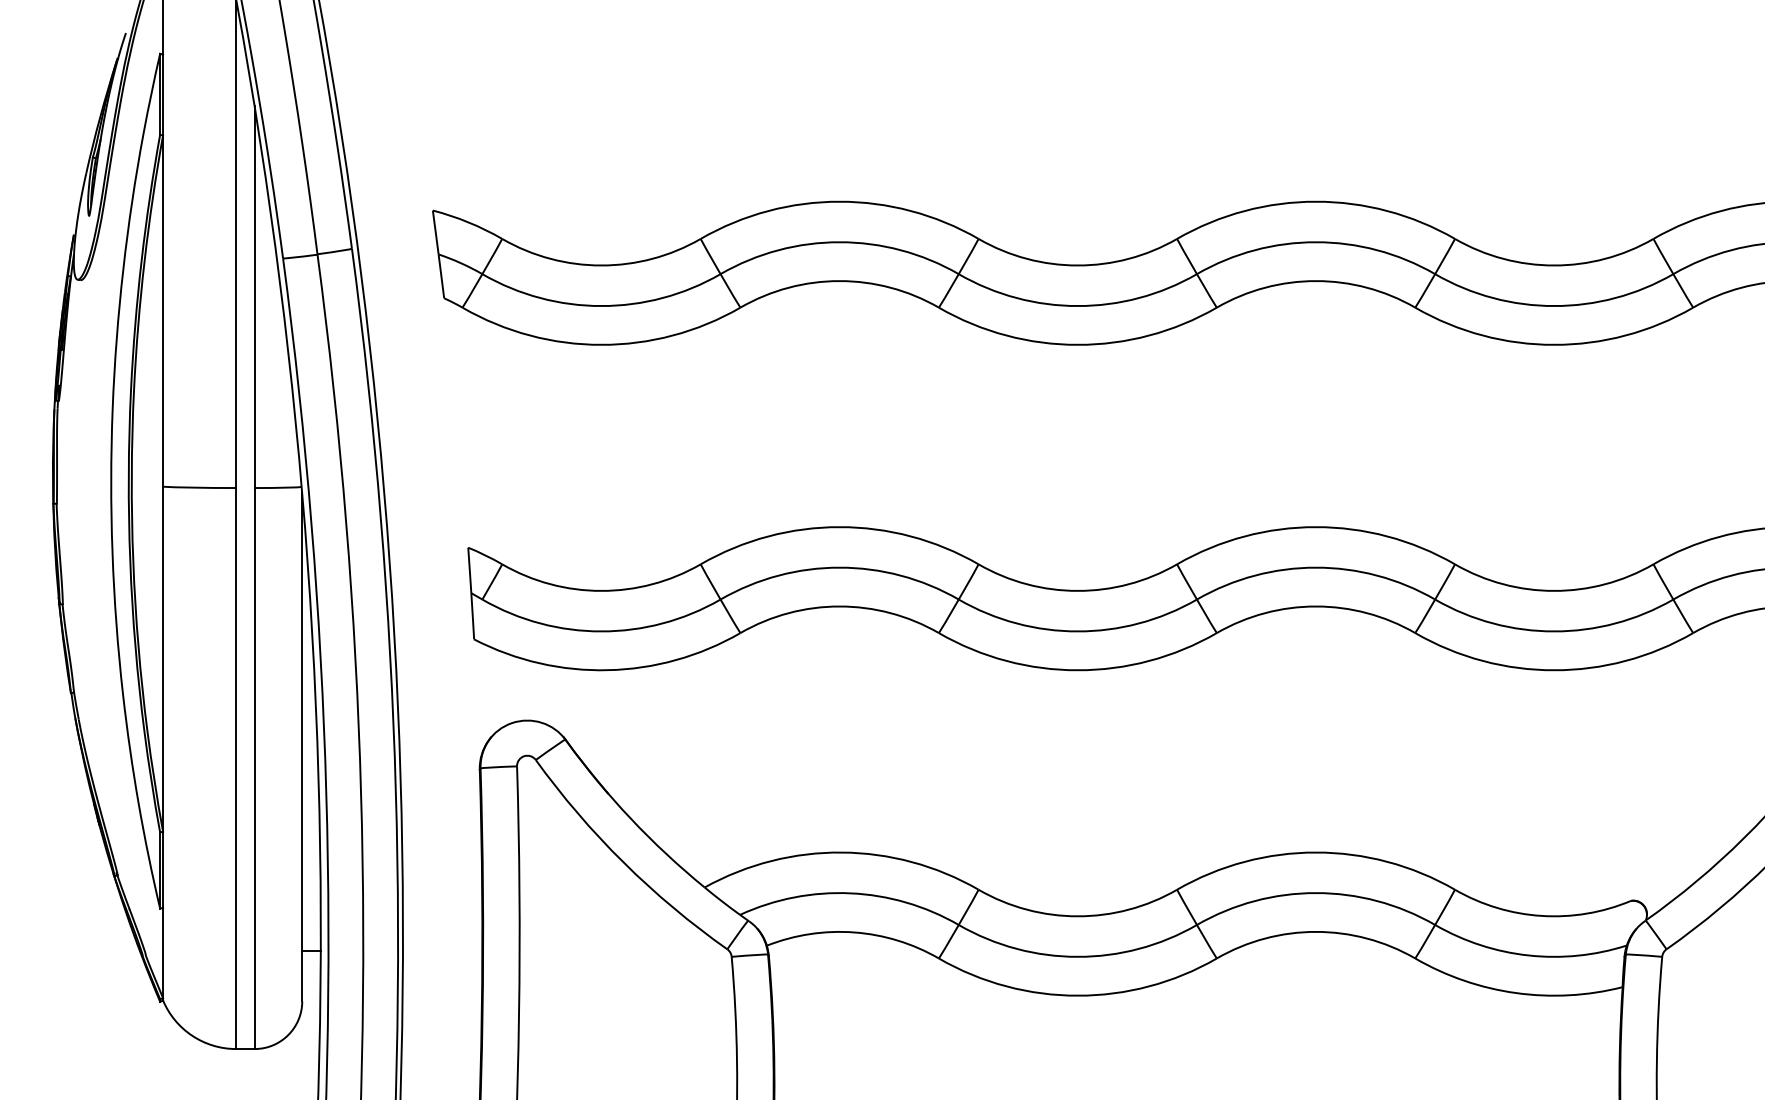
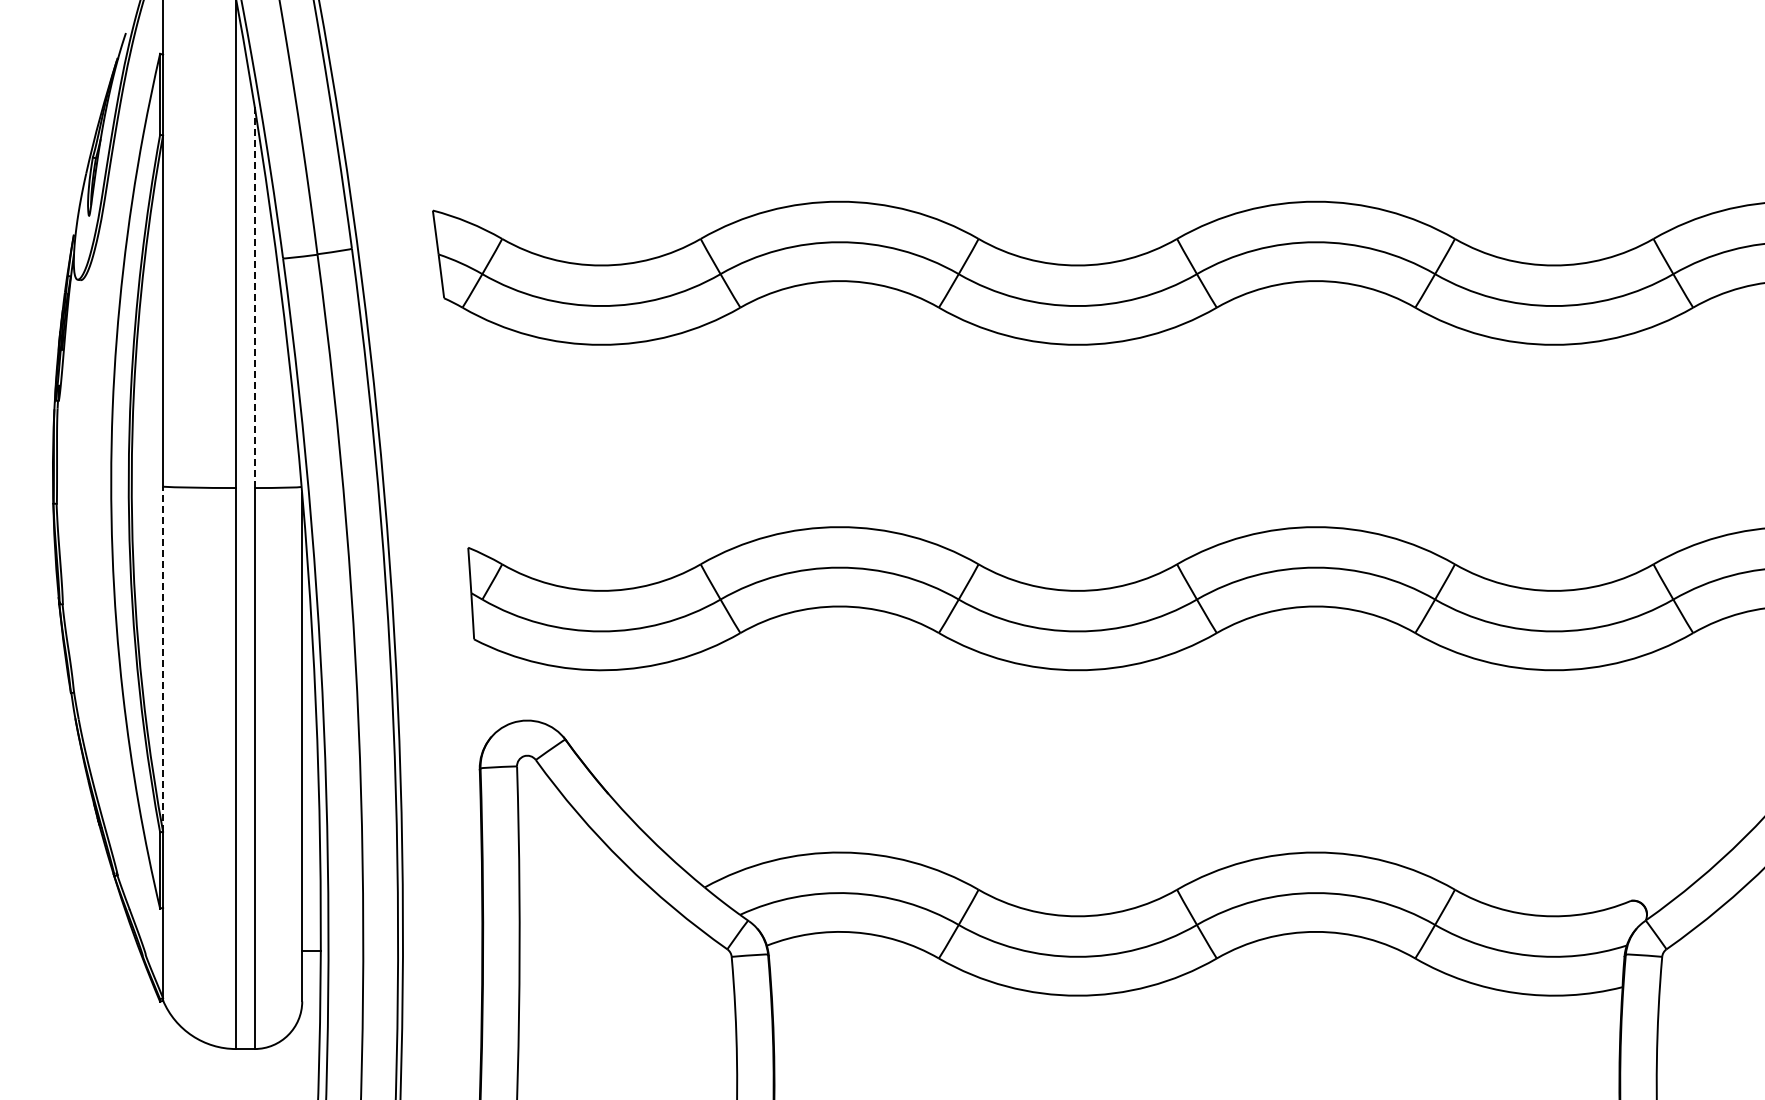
line: solid -> dashed (254, 297)
line: solid -> dashed (163, 658)
